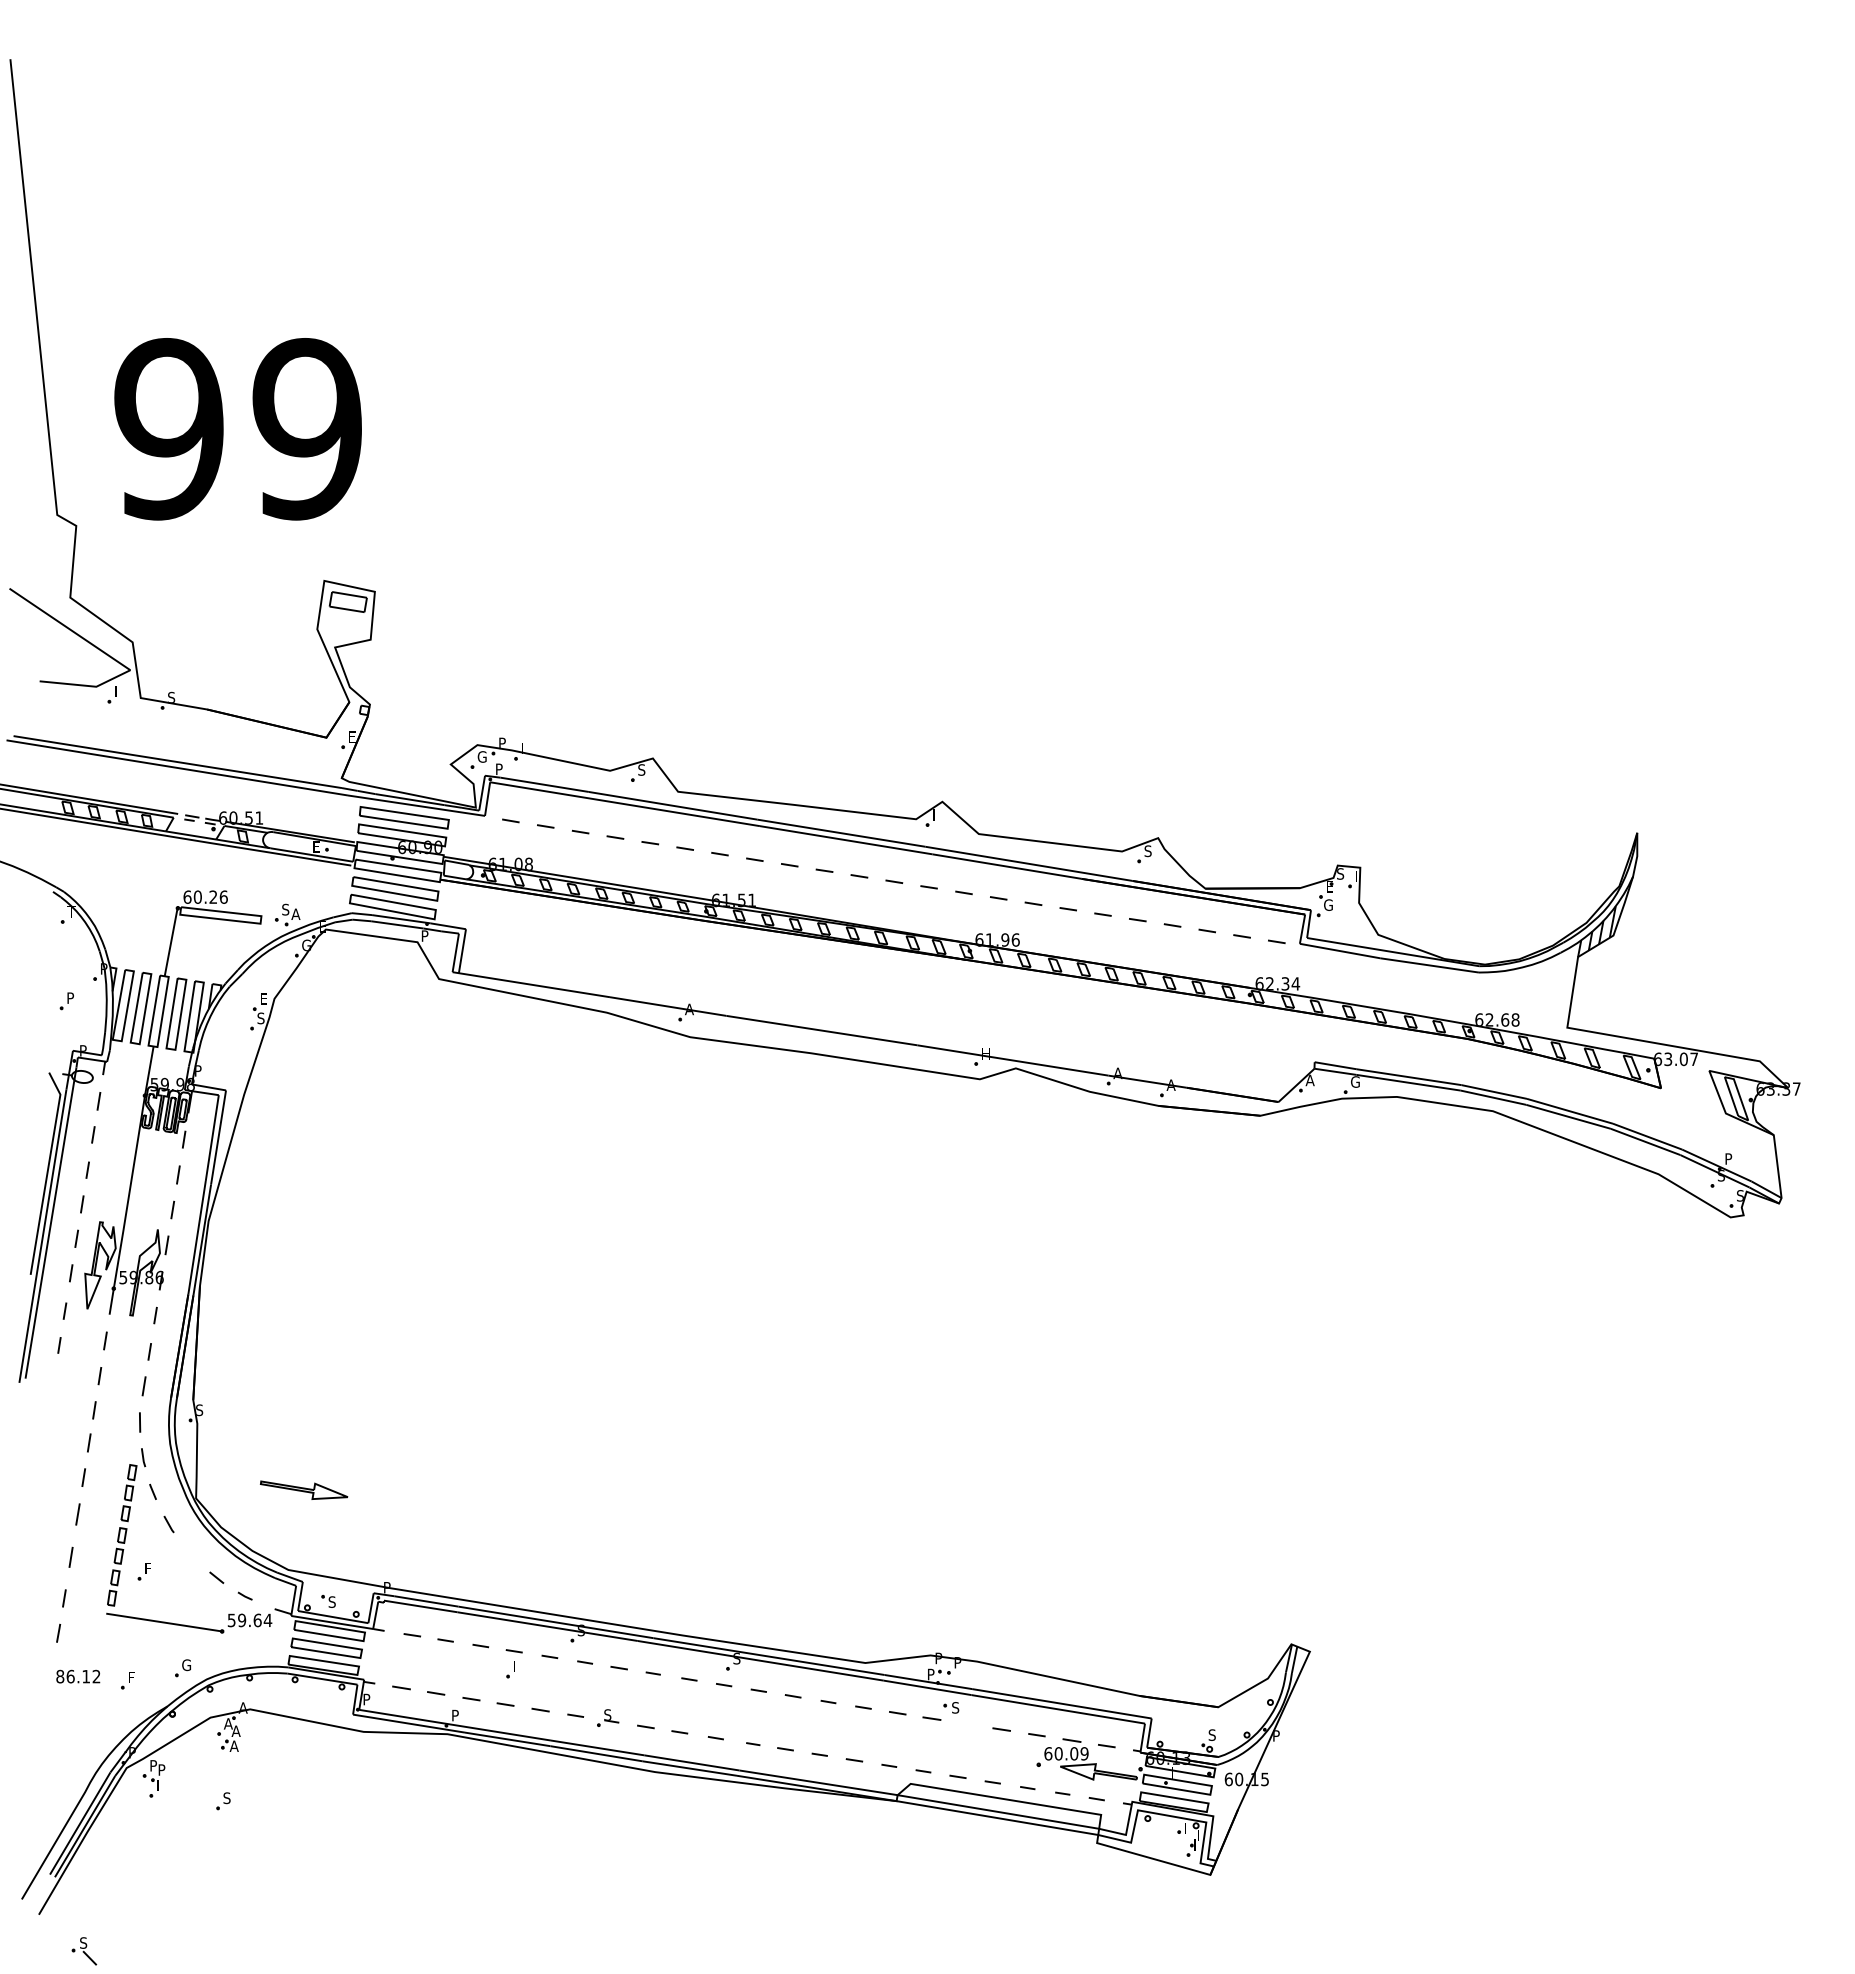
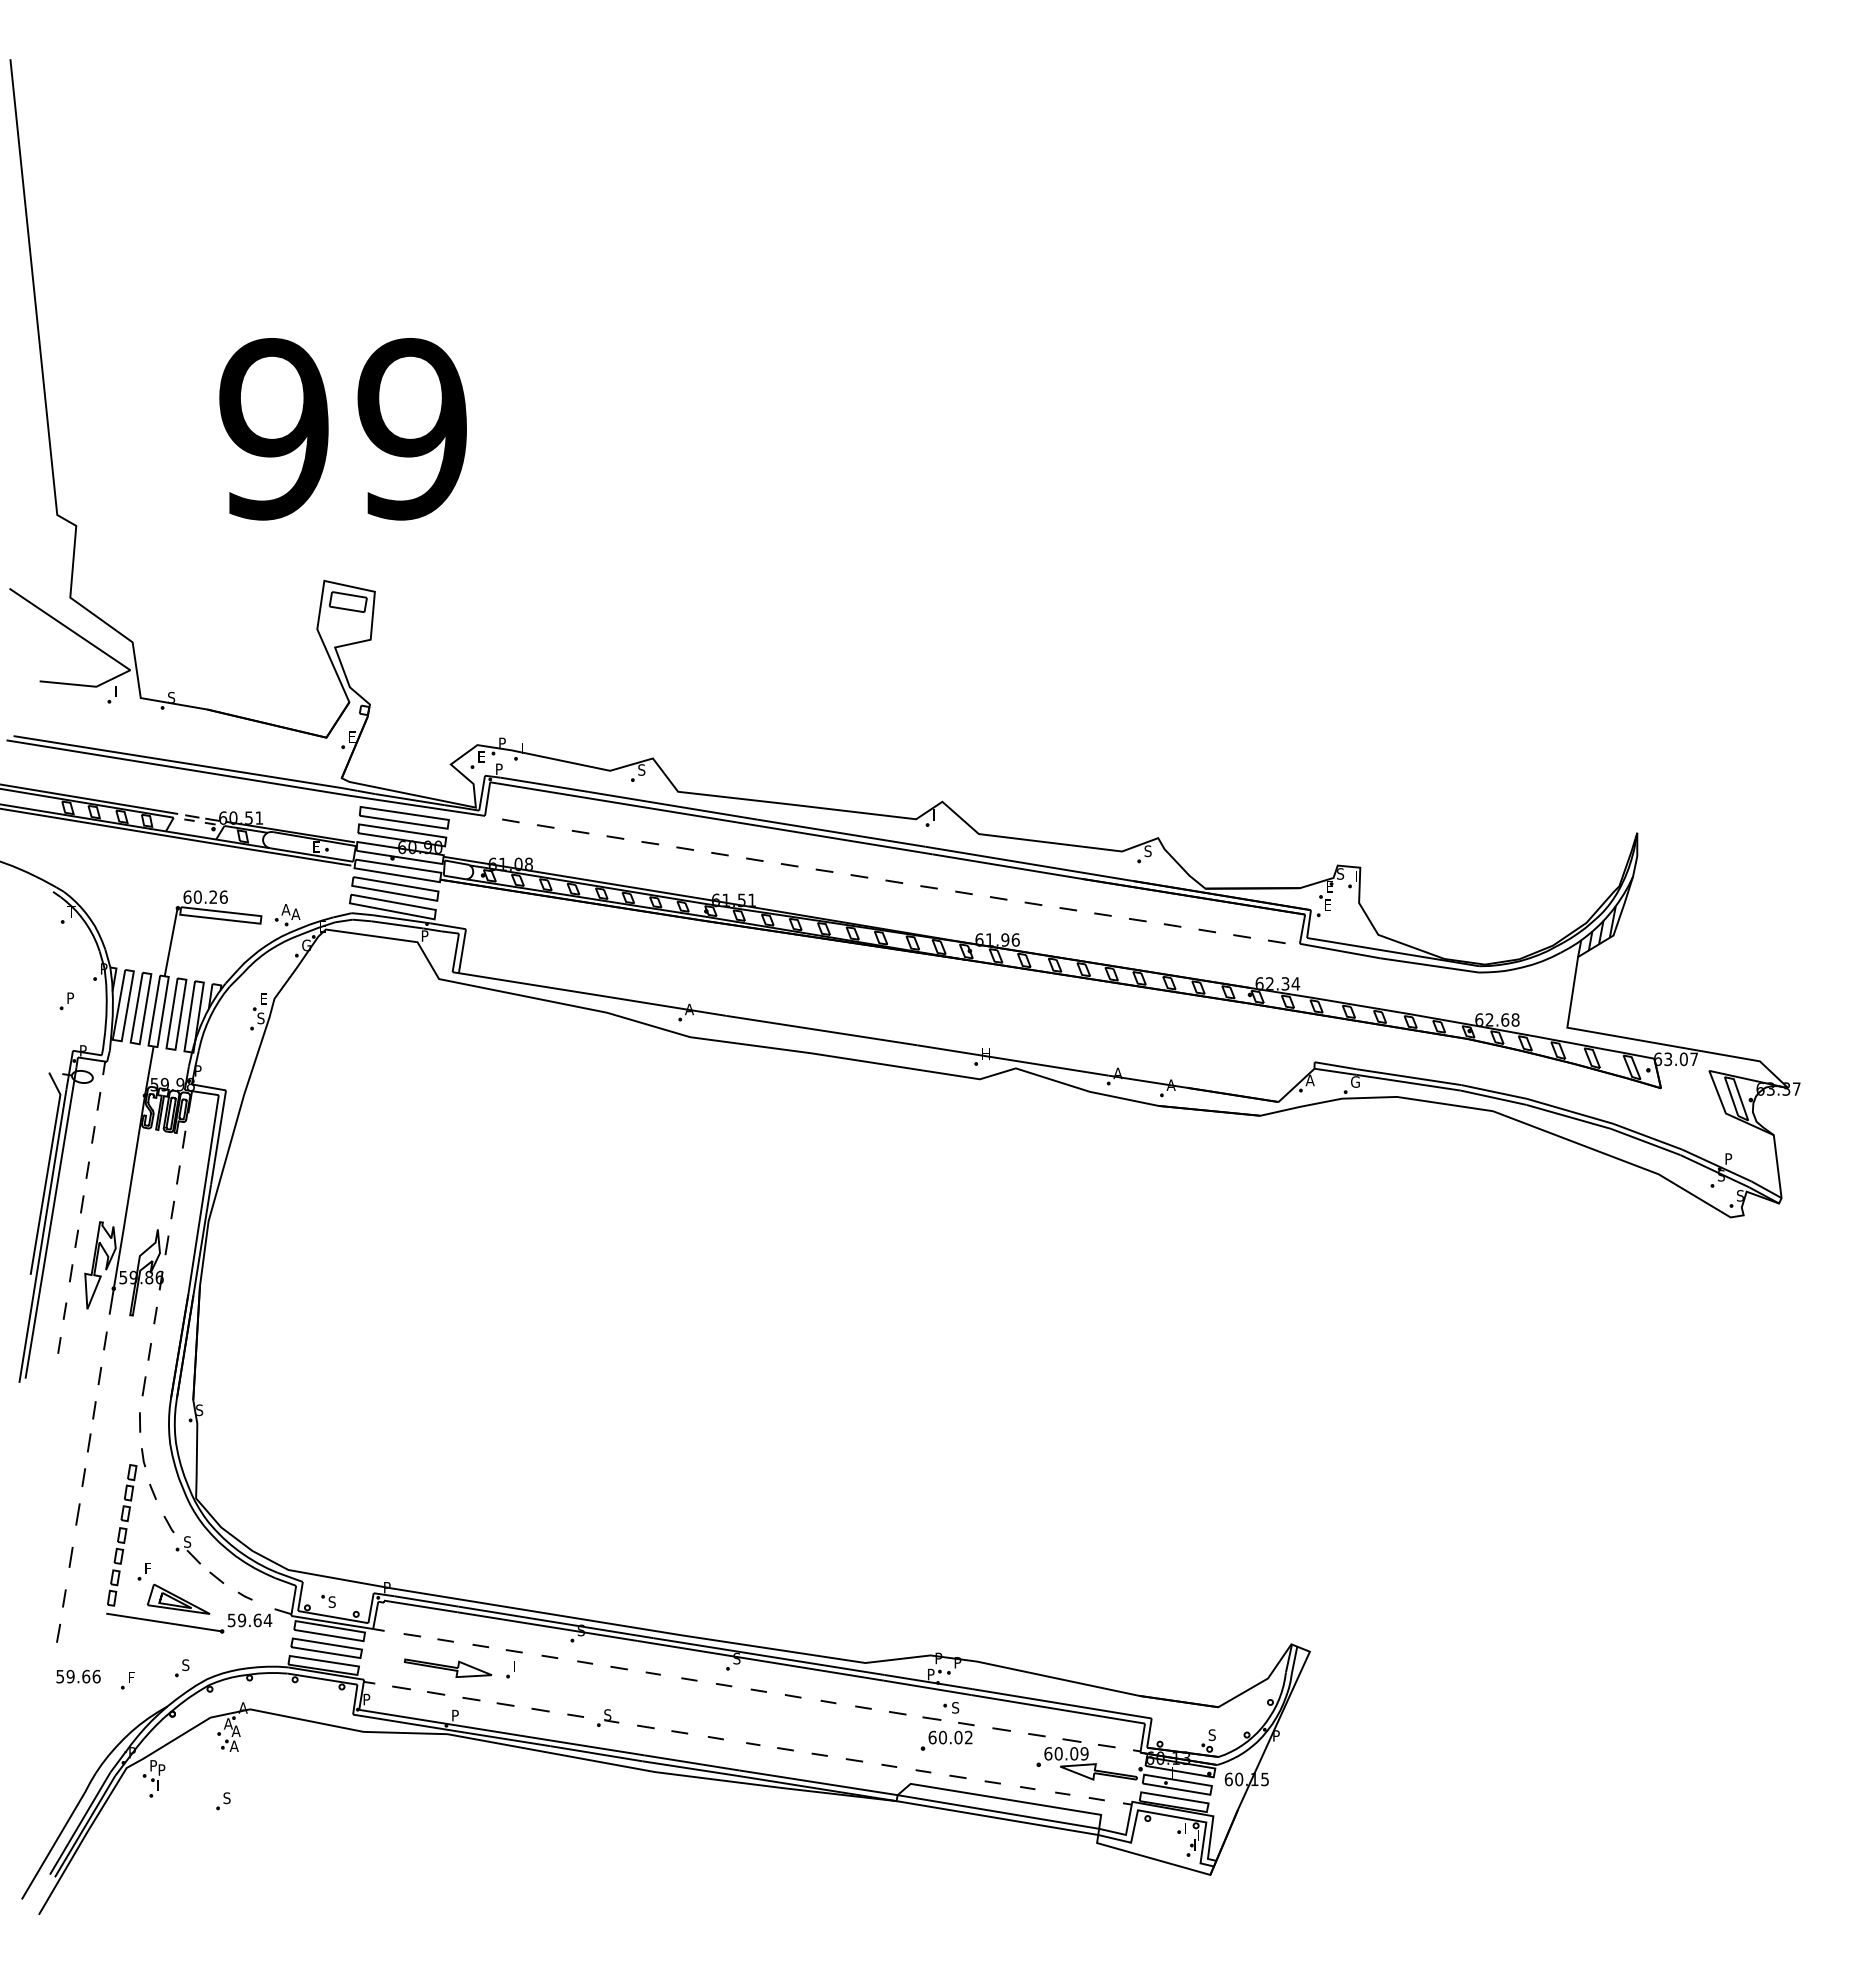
text position: (237, 429) -> (342, 429) (342, 429)
text: G -> E (481, 756)
text: G -> E (1328, 904)
text: S -> A (285, 909)
part position: (303, 1489) -> (447, 1667) (447, 1667)
part: none -> present (178, 1598)
text: G -> S (186, 1665)
text: 86.12 -> 59.66 (78, 1676)
part: none -> present (947, 1736)
part position: (84, 1951) -> (188, 1550) (188, 1550)
